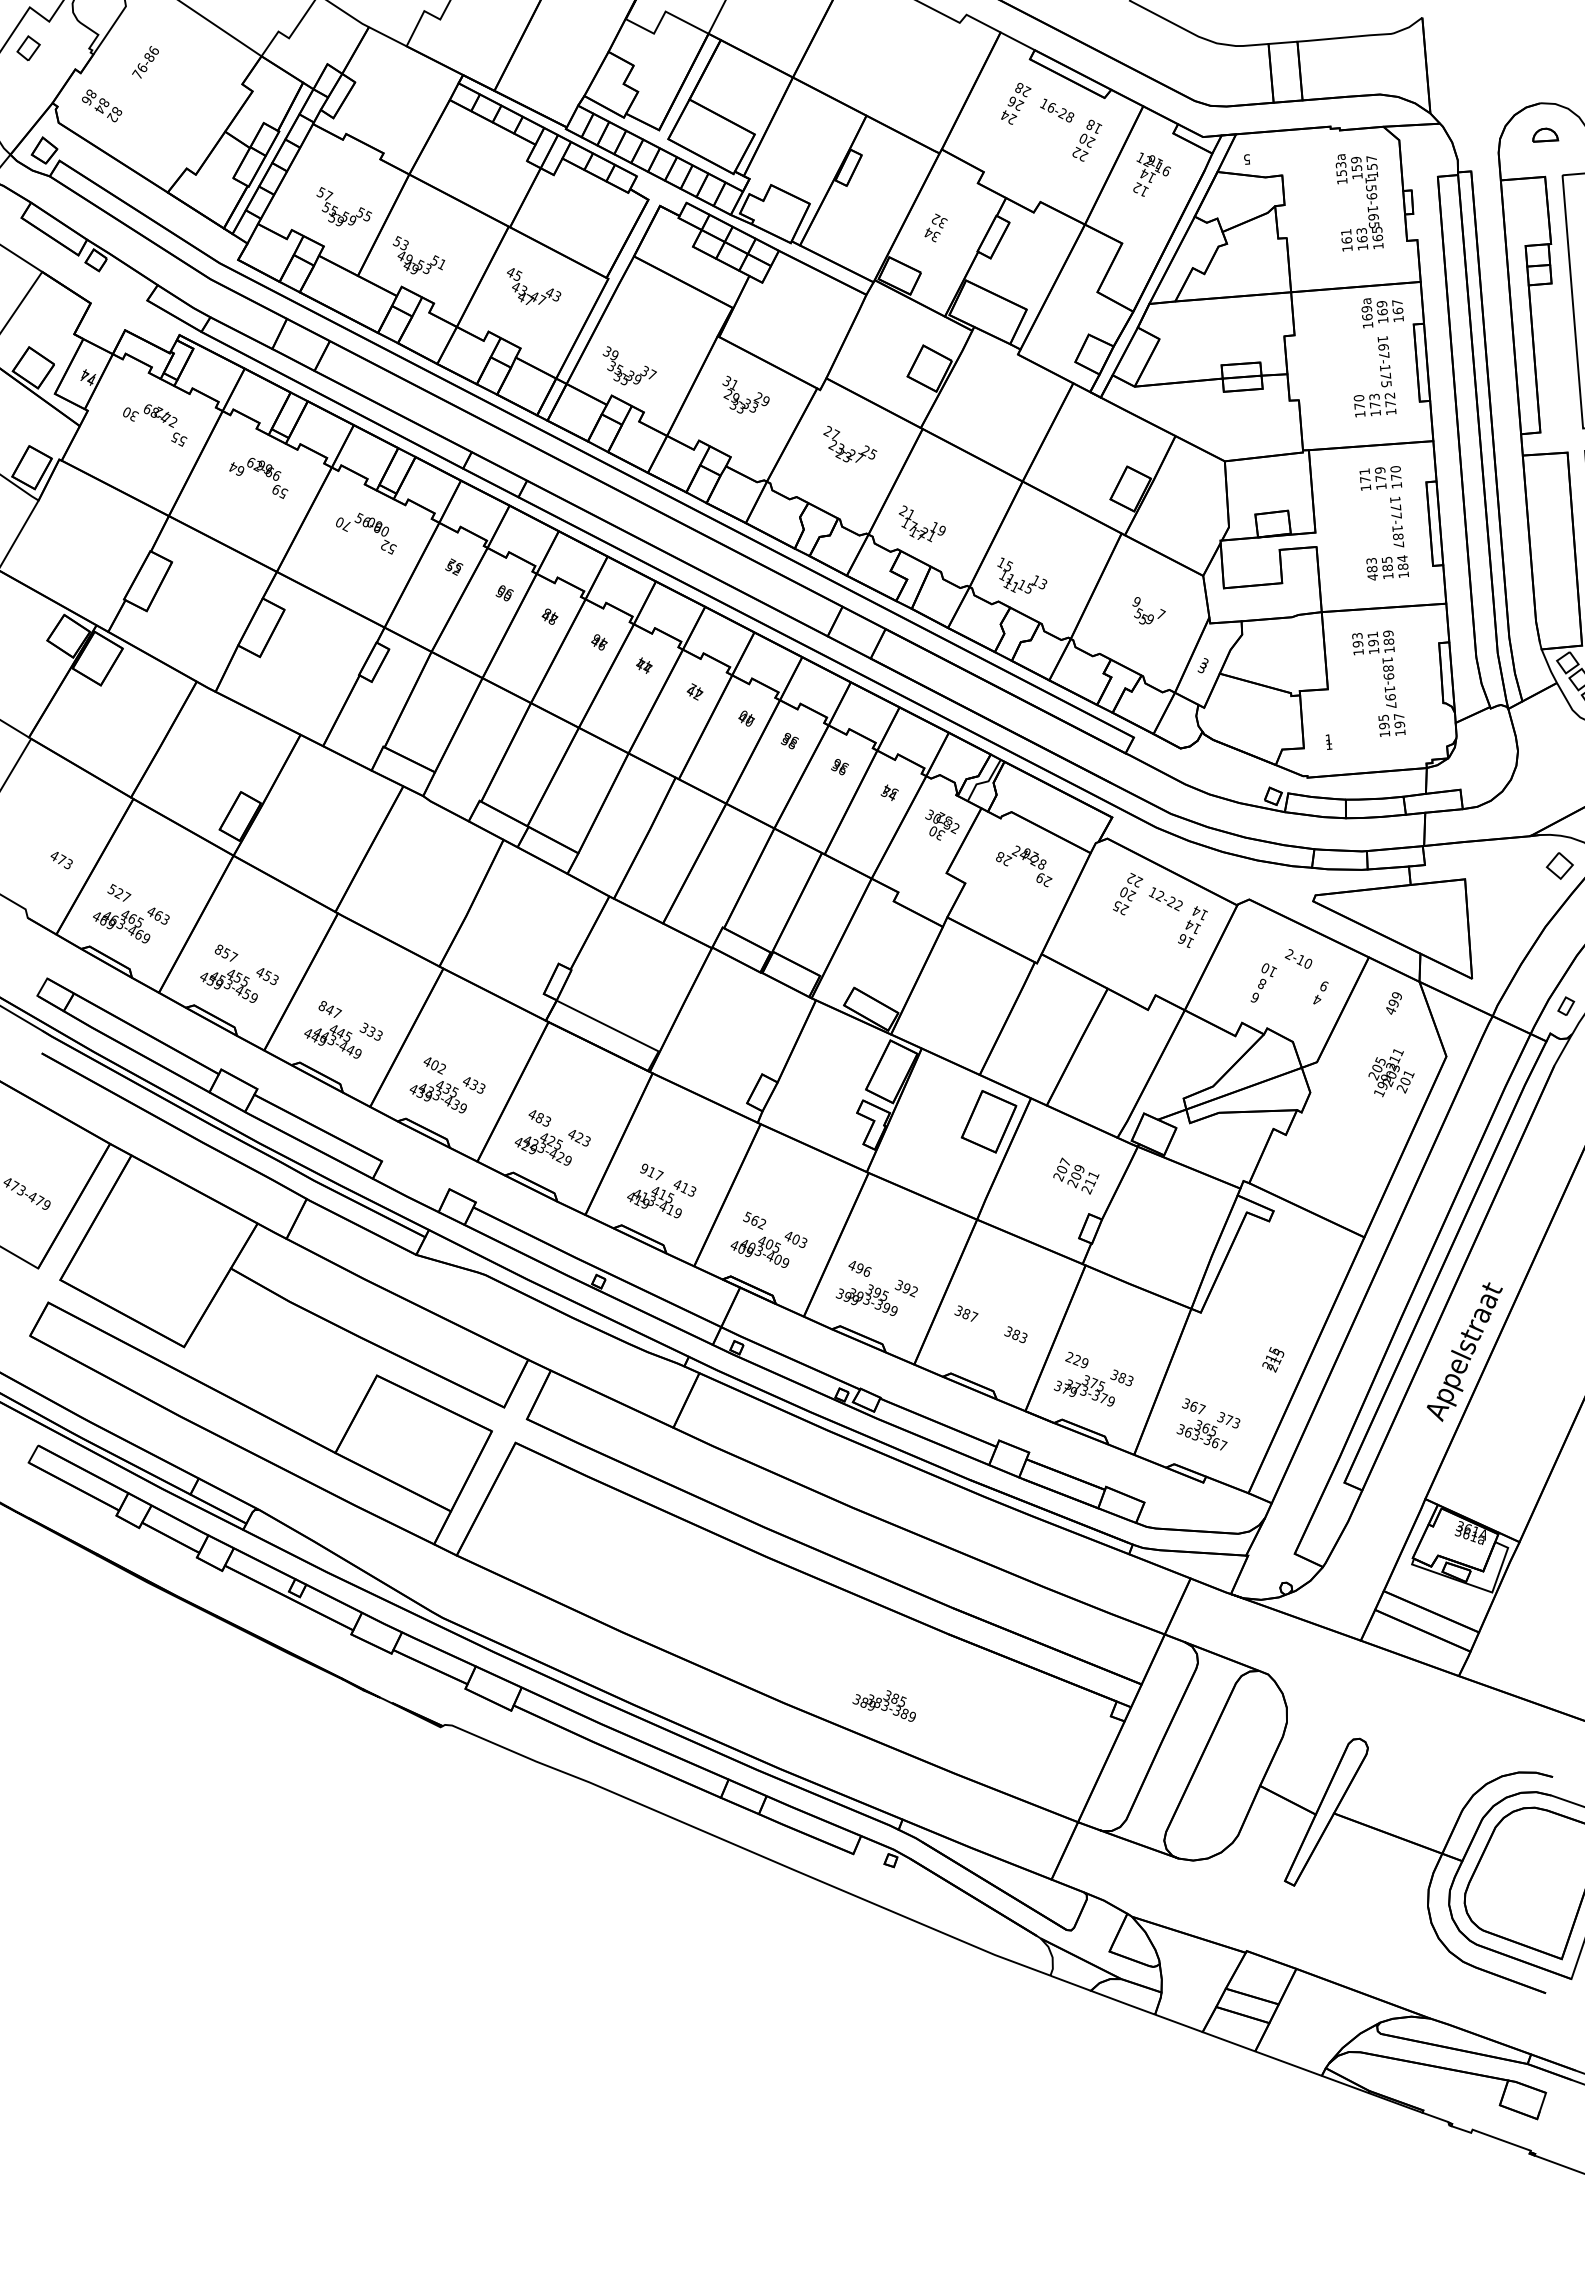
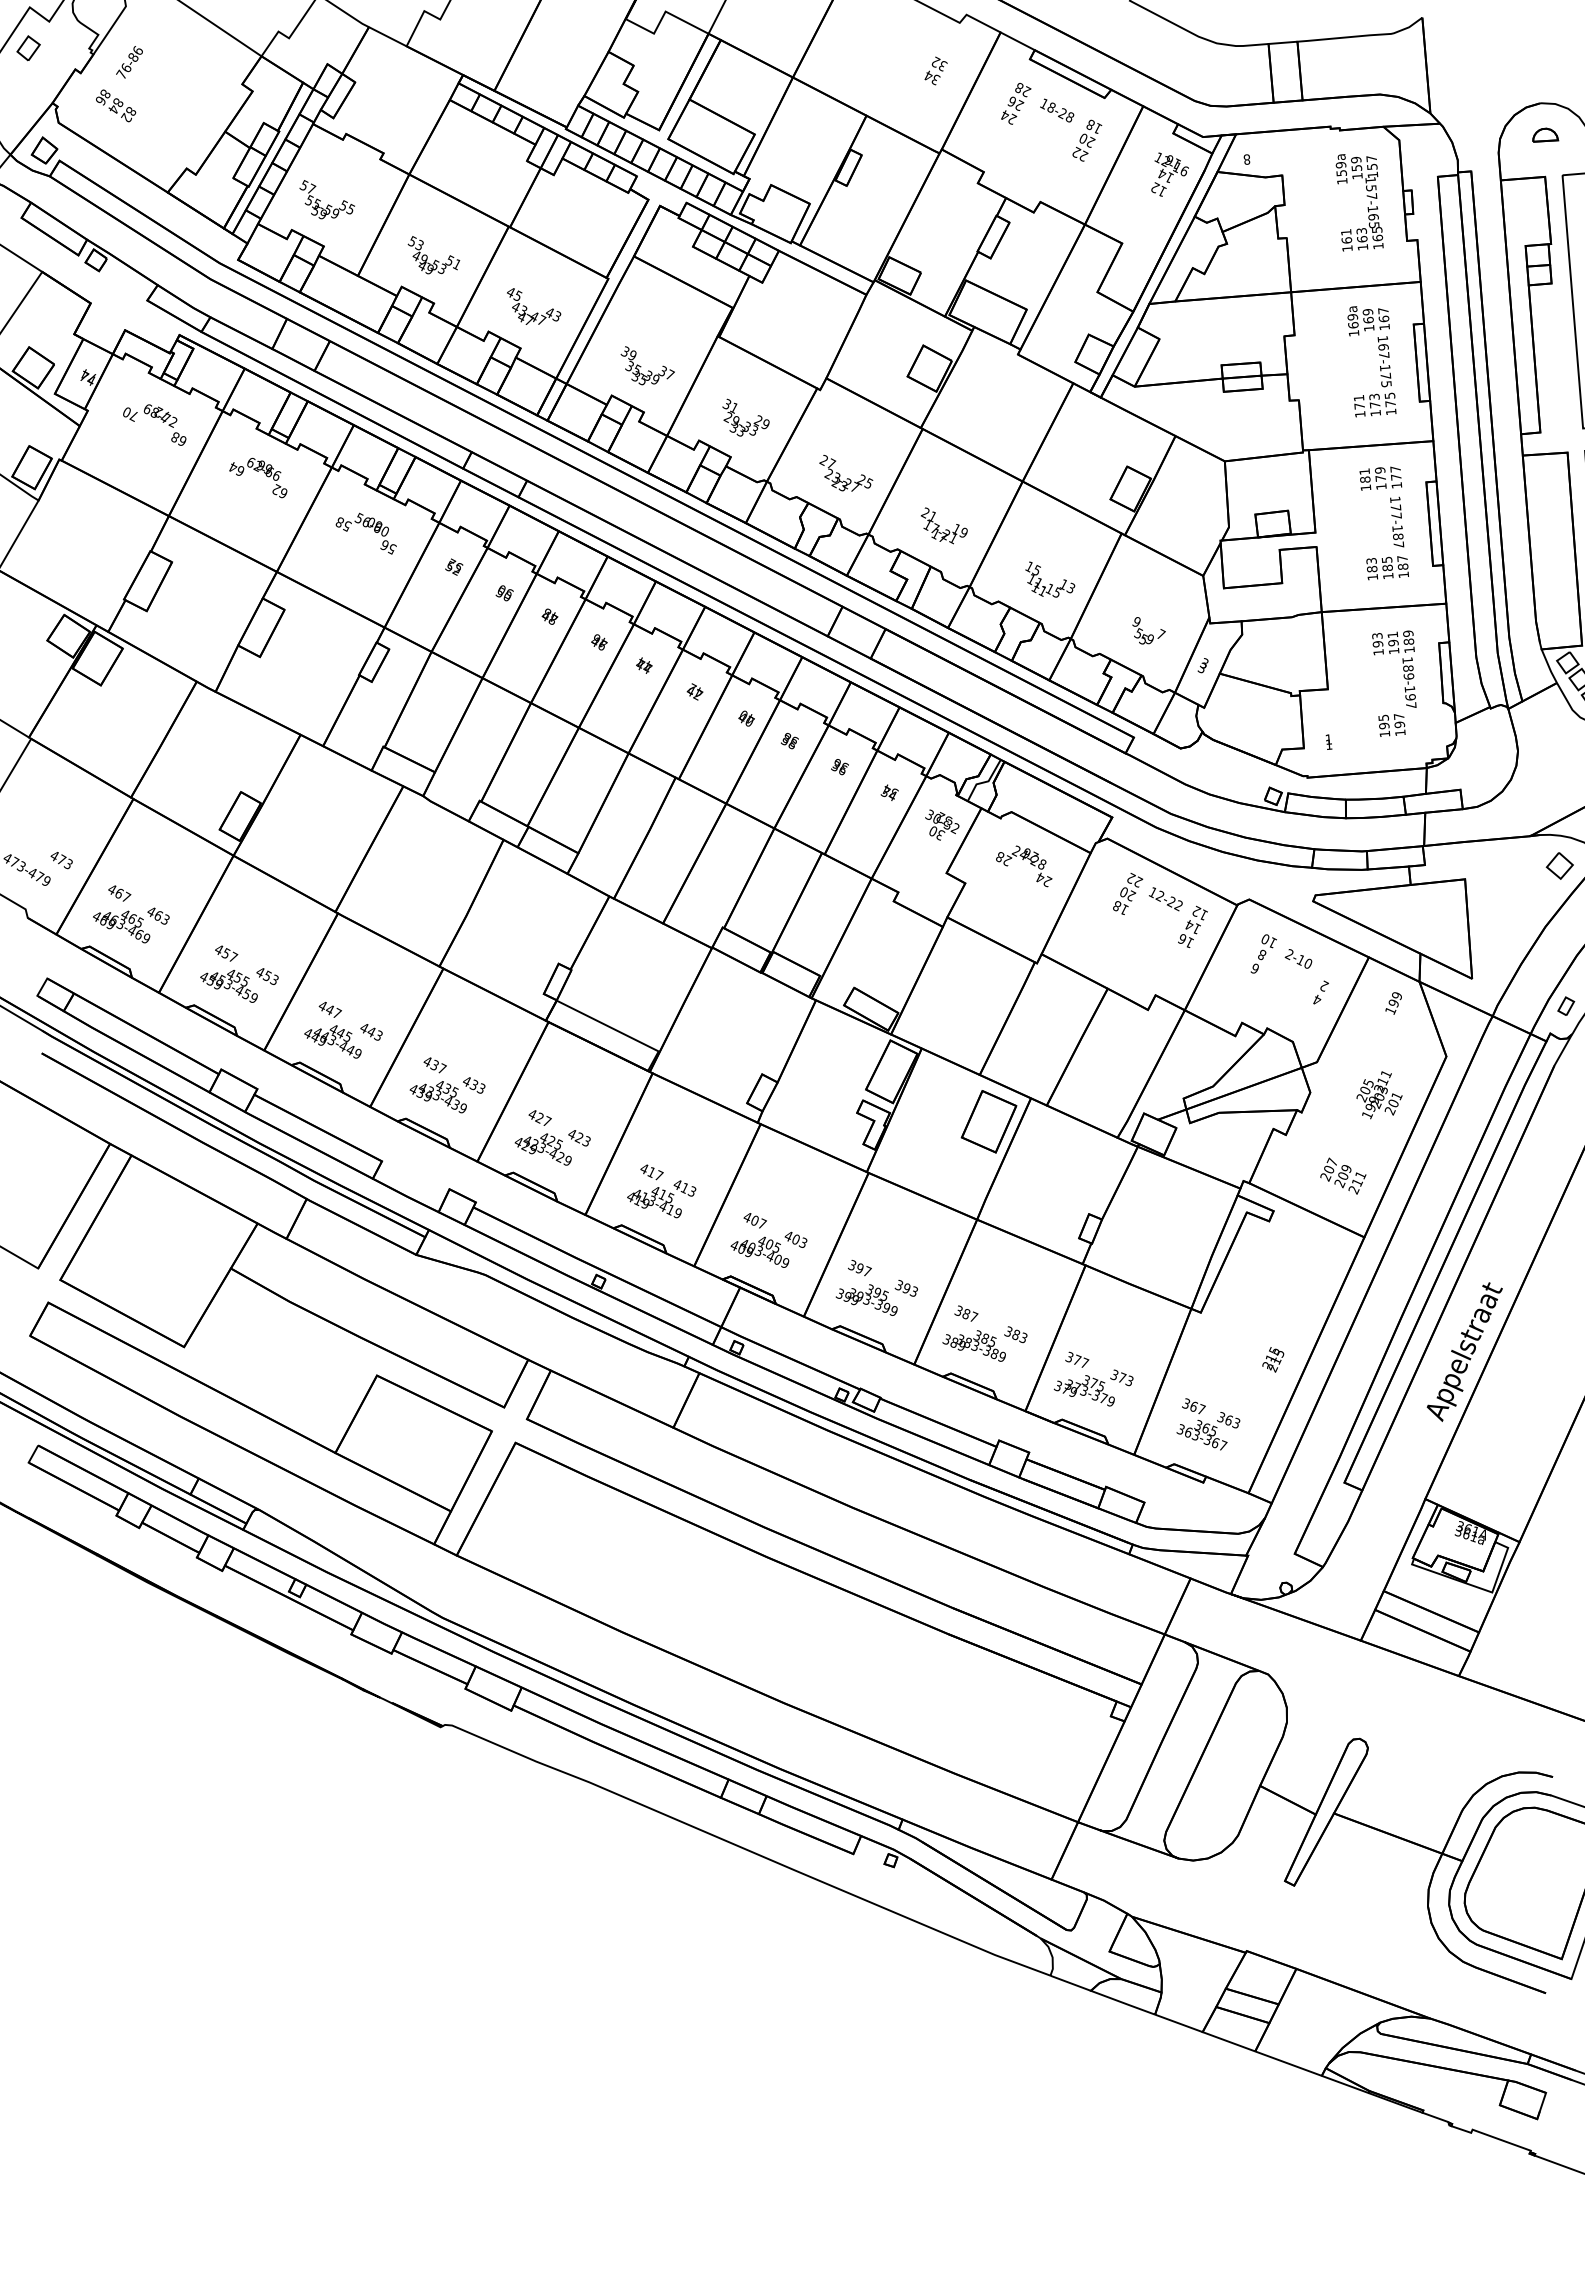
text position: (145, 62) -> (129, 62) (129, 62)
text position: (102, 105) -> (116, 105) (116, 105)
text: 16-28 -> 18-28 (1051, 106)
text: 5 -> 8 (1246, 159)
text: 153a -> 159a (1341, 165)
text position: (1151, 174) -> (1169, 174) (1169, 174)
text: 159-165 -> 157-165 (1371, 196)
text position: (343, 206) -> (326, 199) (326, 199)
text position: (935, 227) -> (935, 70) (935, 70)
text position: (418, 255) -> (433, 255) (433, 255)
text position: (534, 286) -> (534, 306) (534, 306)
text position: (1382, 313) -> (1368, 321) (1368, 321)
text position: (629, 365) -> (647, 365) (647, 365)
text position: (745, 394) -> (745, 417) (745, 417)
text: 172 -> 175 (1389, 395)
text: 170 -> 171 (1358, 398)
text: 30 -> 70 (133, 416)
text: 55 -> 68 (179, 439)
text position: (850, 444) -> (846, 473) (846, 473)
text: 170 -> 177 (1395, 469)
text: 171 -> 181 (1365, 479)
text: 59 -> 62 (280, 491)
text position: (922, 523) -> (944, 525) (944, 525)
text: 70 -> 58 (343, 524)
text: 52 -> 56 (384, 544)
text: 184 -> 187 (1402, 558)
text position: (1022, 575) -> (1050, 579) (1050, 579)
text: 483 -> 183 (1372, 576)
text position: (1148, 610) -> (1148, 630) (1148, 630)
text position: (1374, 668) -> (1394, 668) (1394, 668)
text: 29 -> 24 (1040, 877)
text: 527 -> 467 (115, 891)
text: 25 -> 18 (1121, 908)
text: 14 -> 12 (1196, 910)
text: 857 -> 457 (218, 949)
text position: (1263, 982) -> (1263, 953) (1263, 953)
text: 9 -> 2 (1324, 985)
text: 847 -> 447 (322, 1005)
text: 499 -> 199 (1390, 1010)
text: 333 -> 443 (367, 1029)
text: 402 -> 437 (438, 1066)
text position: (1391, 1073) -> (1379, 1095) (1379, 1095)
text: 483 -> 427 (543, 1119)
text: 917 -> 417 (644, 1168)
text position: (1076, 1175) -> (1343, 1175) (1343, 1175)
text position: (26, 1193) -> (26, 869) (26, 869)
text: 562 -> 407 (754, 1220)
text: 496 -> 397 (859, 1267)
text: 392 -> 393 (913, 1291)
text: 229 -> 377 (1077, 1360)
text: 383 -> 373 (1122, 1377)
text: 373 -> 363 (1229, 1419)
text position: (883, 1705) -> (973, 1345) (973, 1345)
